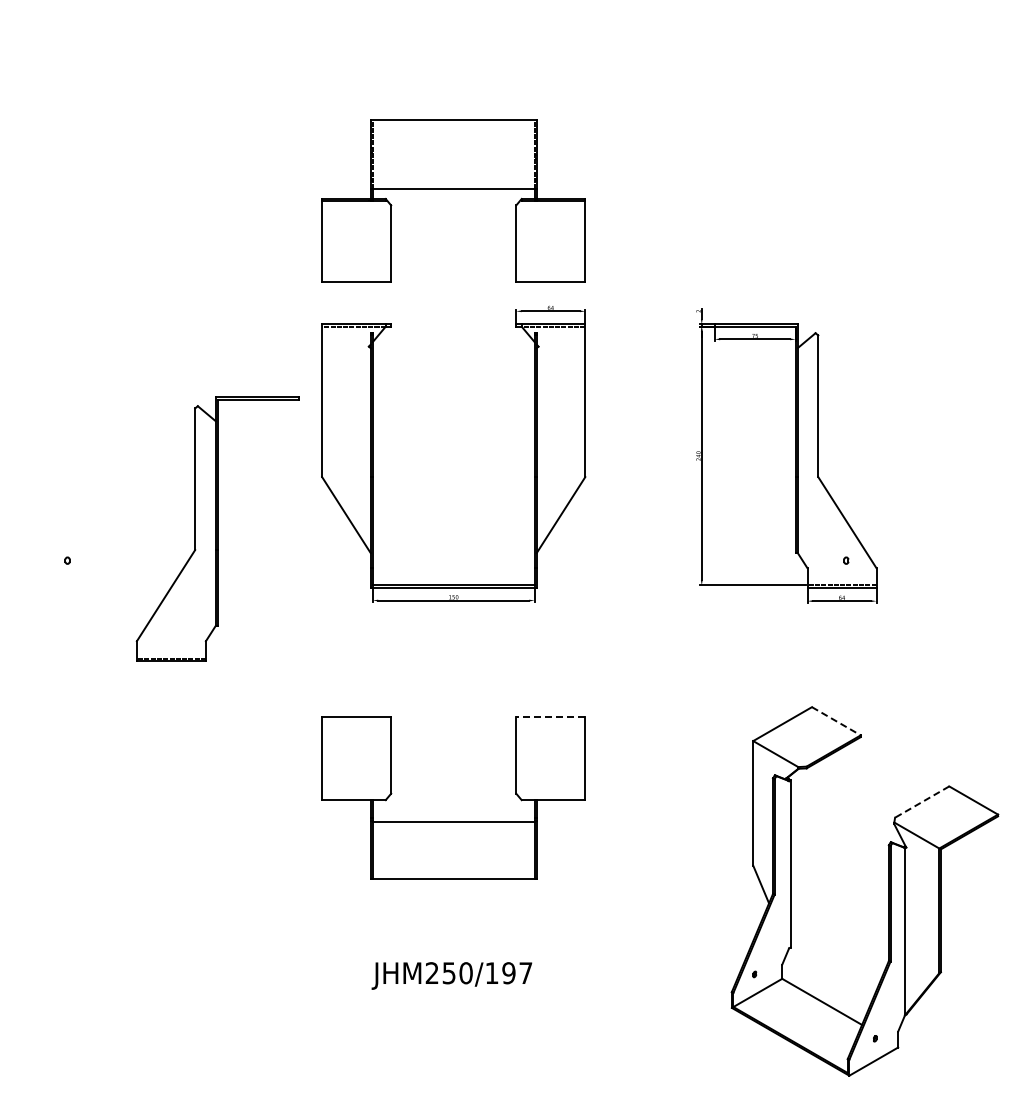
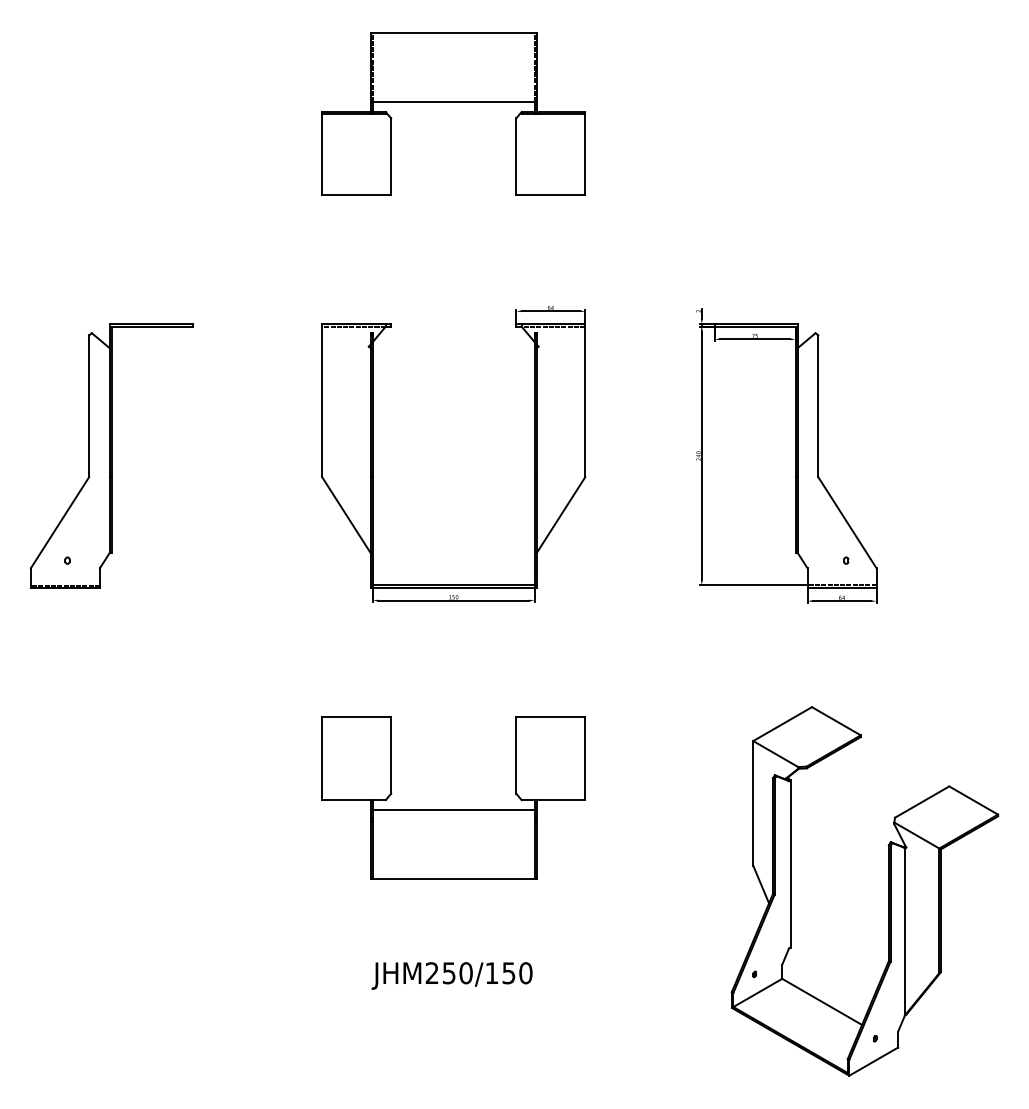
part position: (453, 189) -> (453, 102) (453, 102)
part position: (217, 528) -> (111, 455) (111, 455)
line: dashed -> solid (550, 717)
line: dashed -> solid (836, 721)
line: dashed -> solid (921, 802)
line position: (453, 821) -> (453, 809) (453, 809)
text: JHM250/197 -> JHM250/150 (517, 973)
